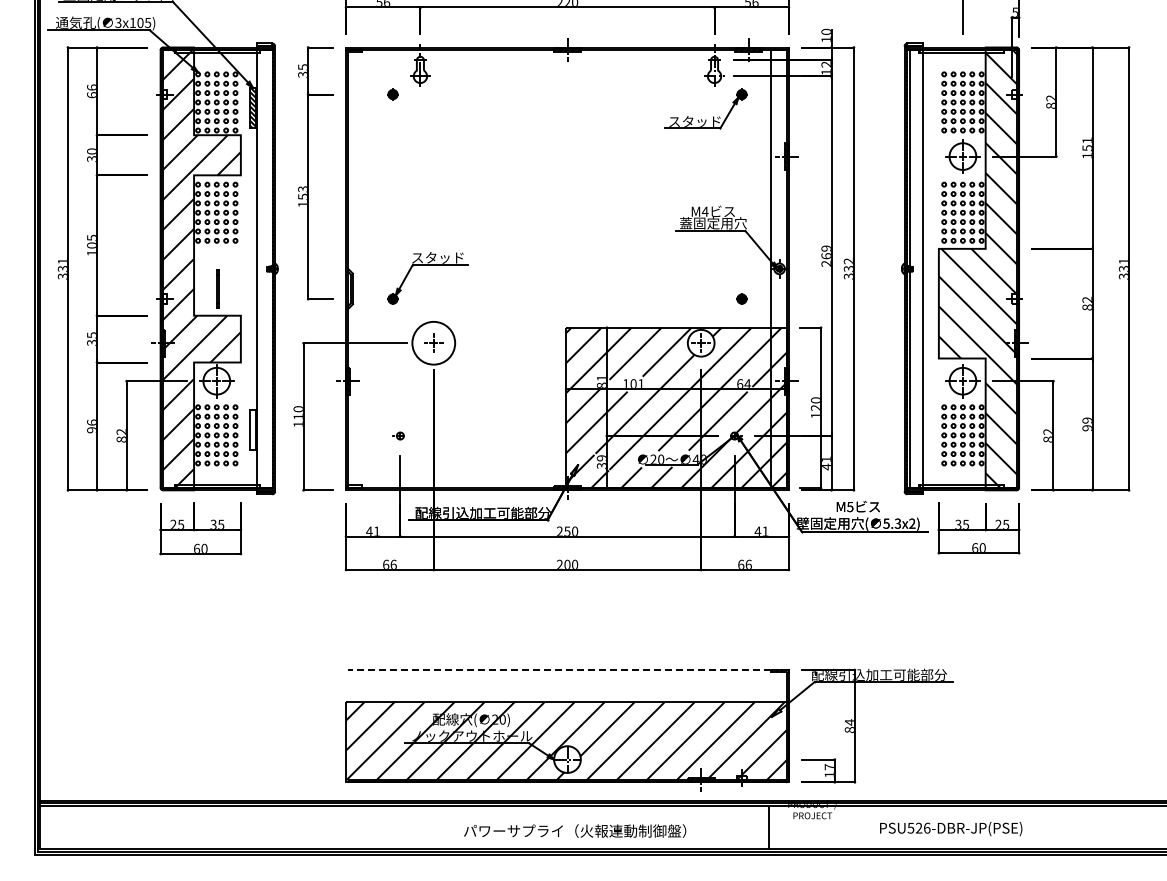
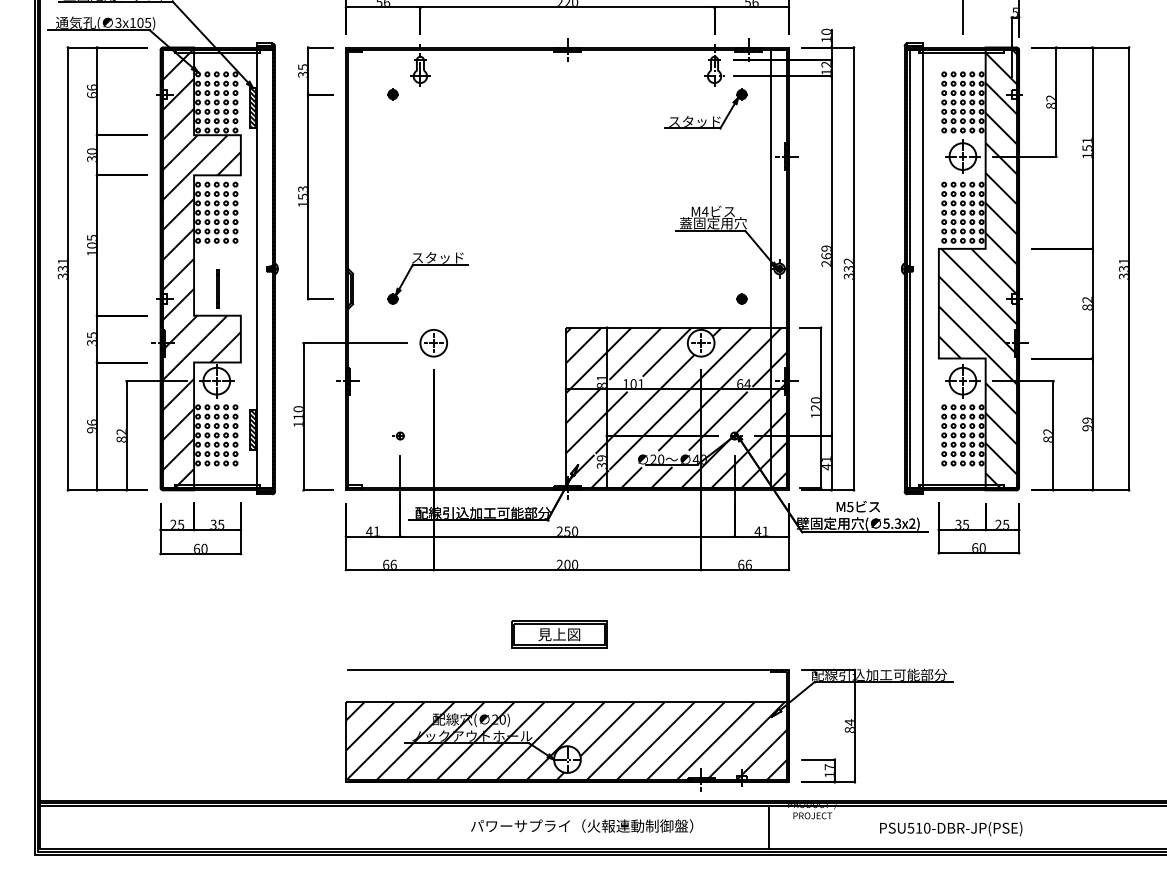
circle diameter: 43 px -> 27 px (433, 342)
hatch: none -> present (252, 429)
part: none -> present (559, 634)
line: dashed -> solid (559, 670)
text: PSU526-DBR-JP(PSE) -> PSU510-DBR-JP(PSE) (922, 827)
text position: (575, 830) -> (582, 825) (582, 825)
